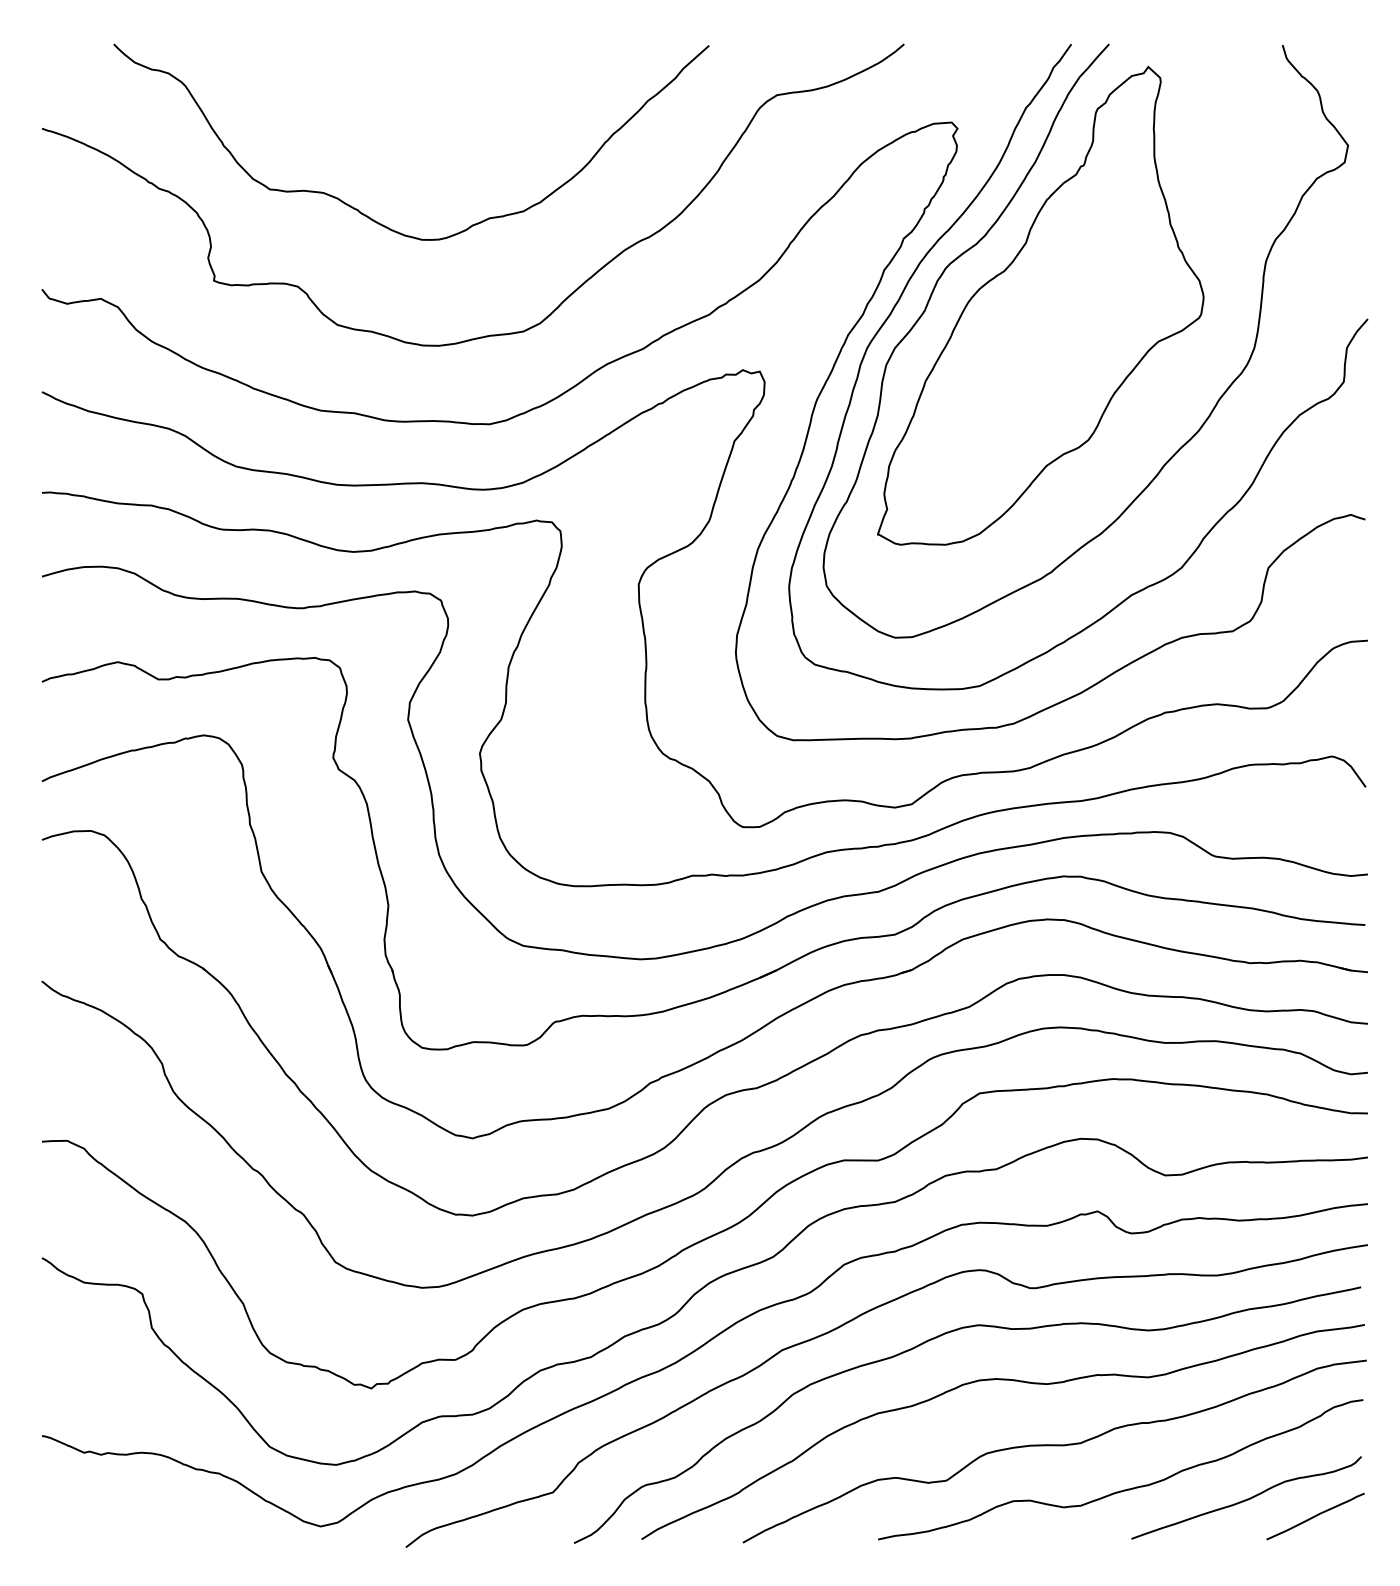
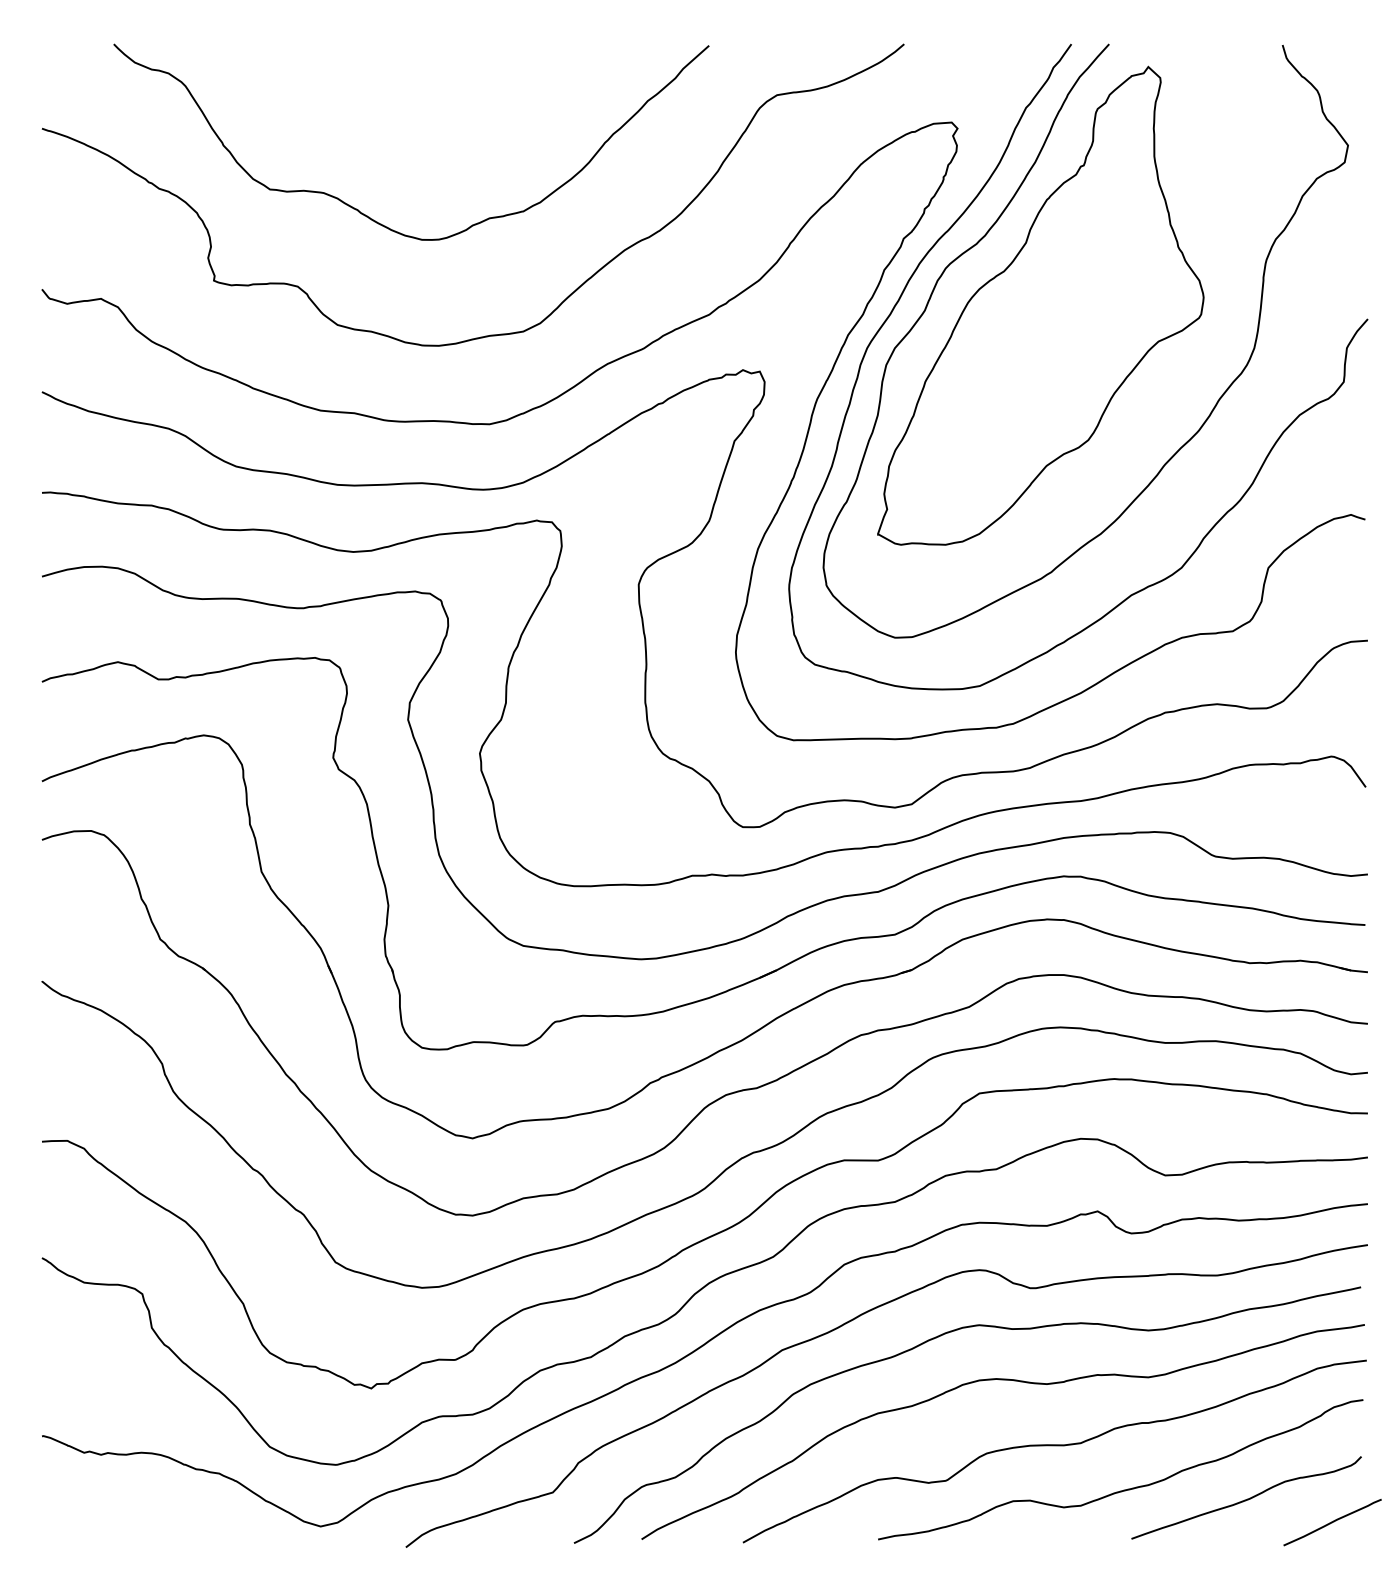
line position: (1315, 1516) -> (1332, 1522) (1332, 1522)
